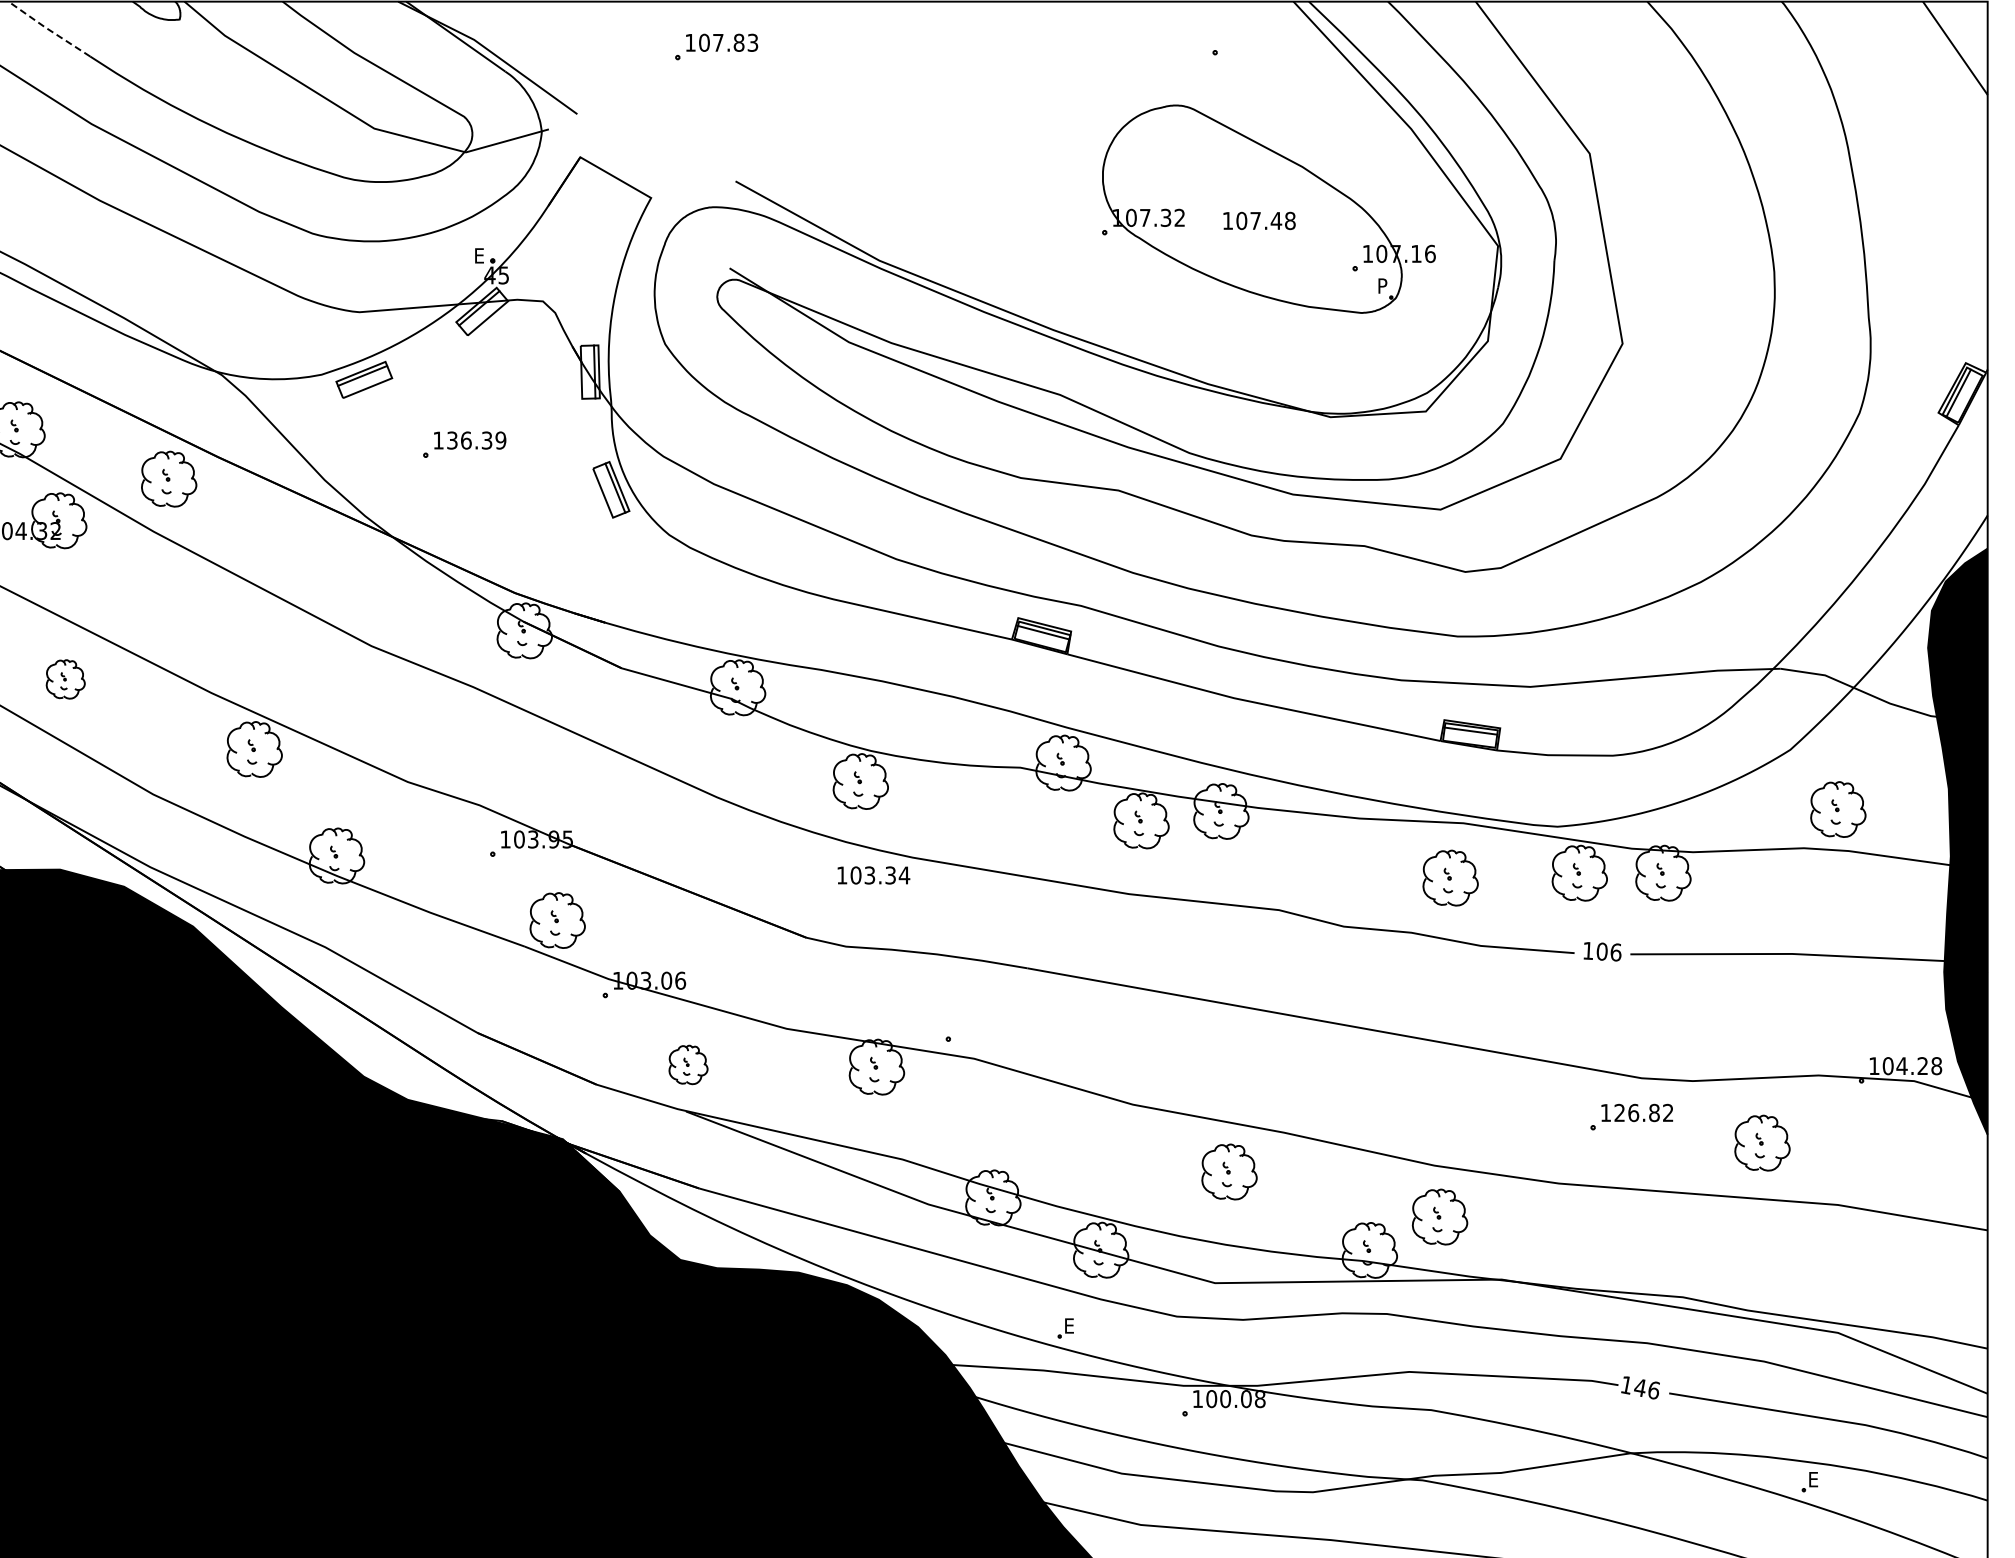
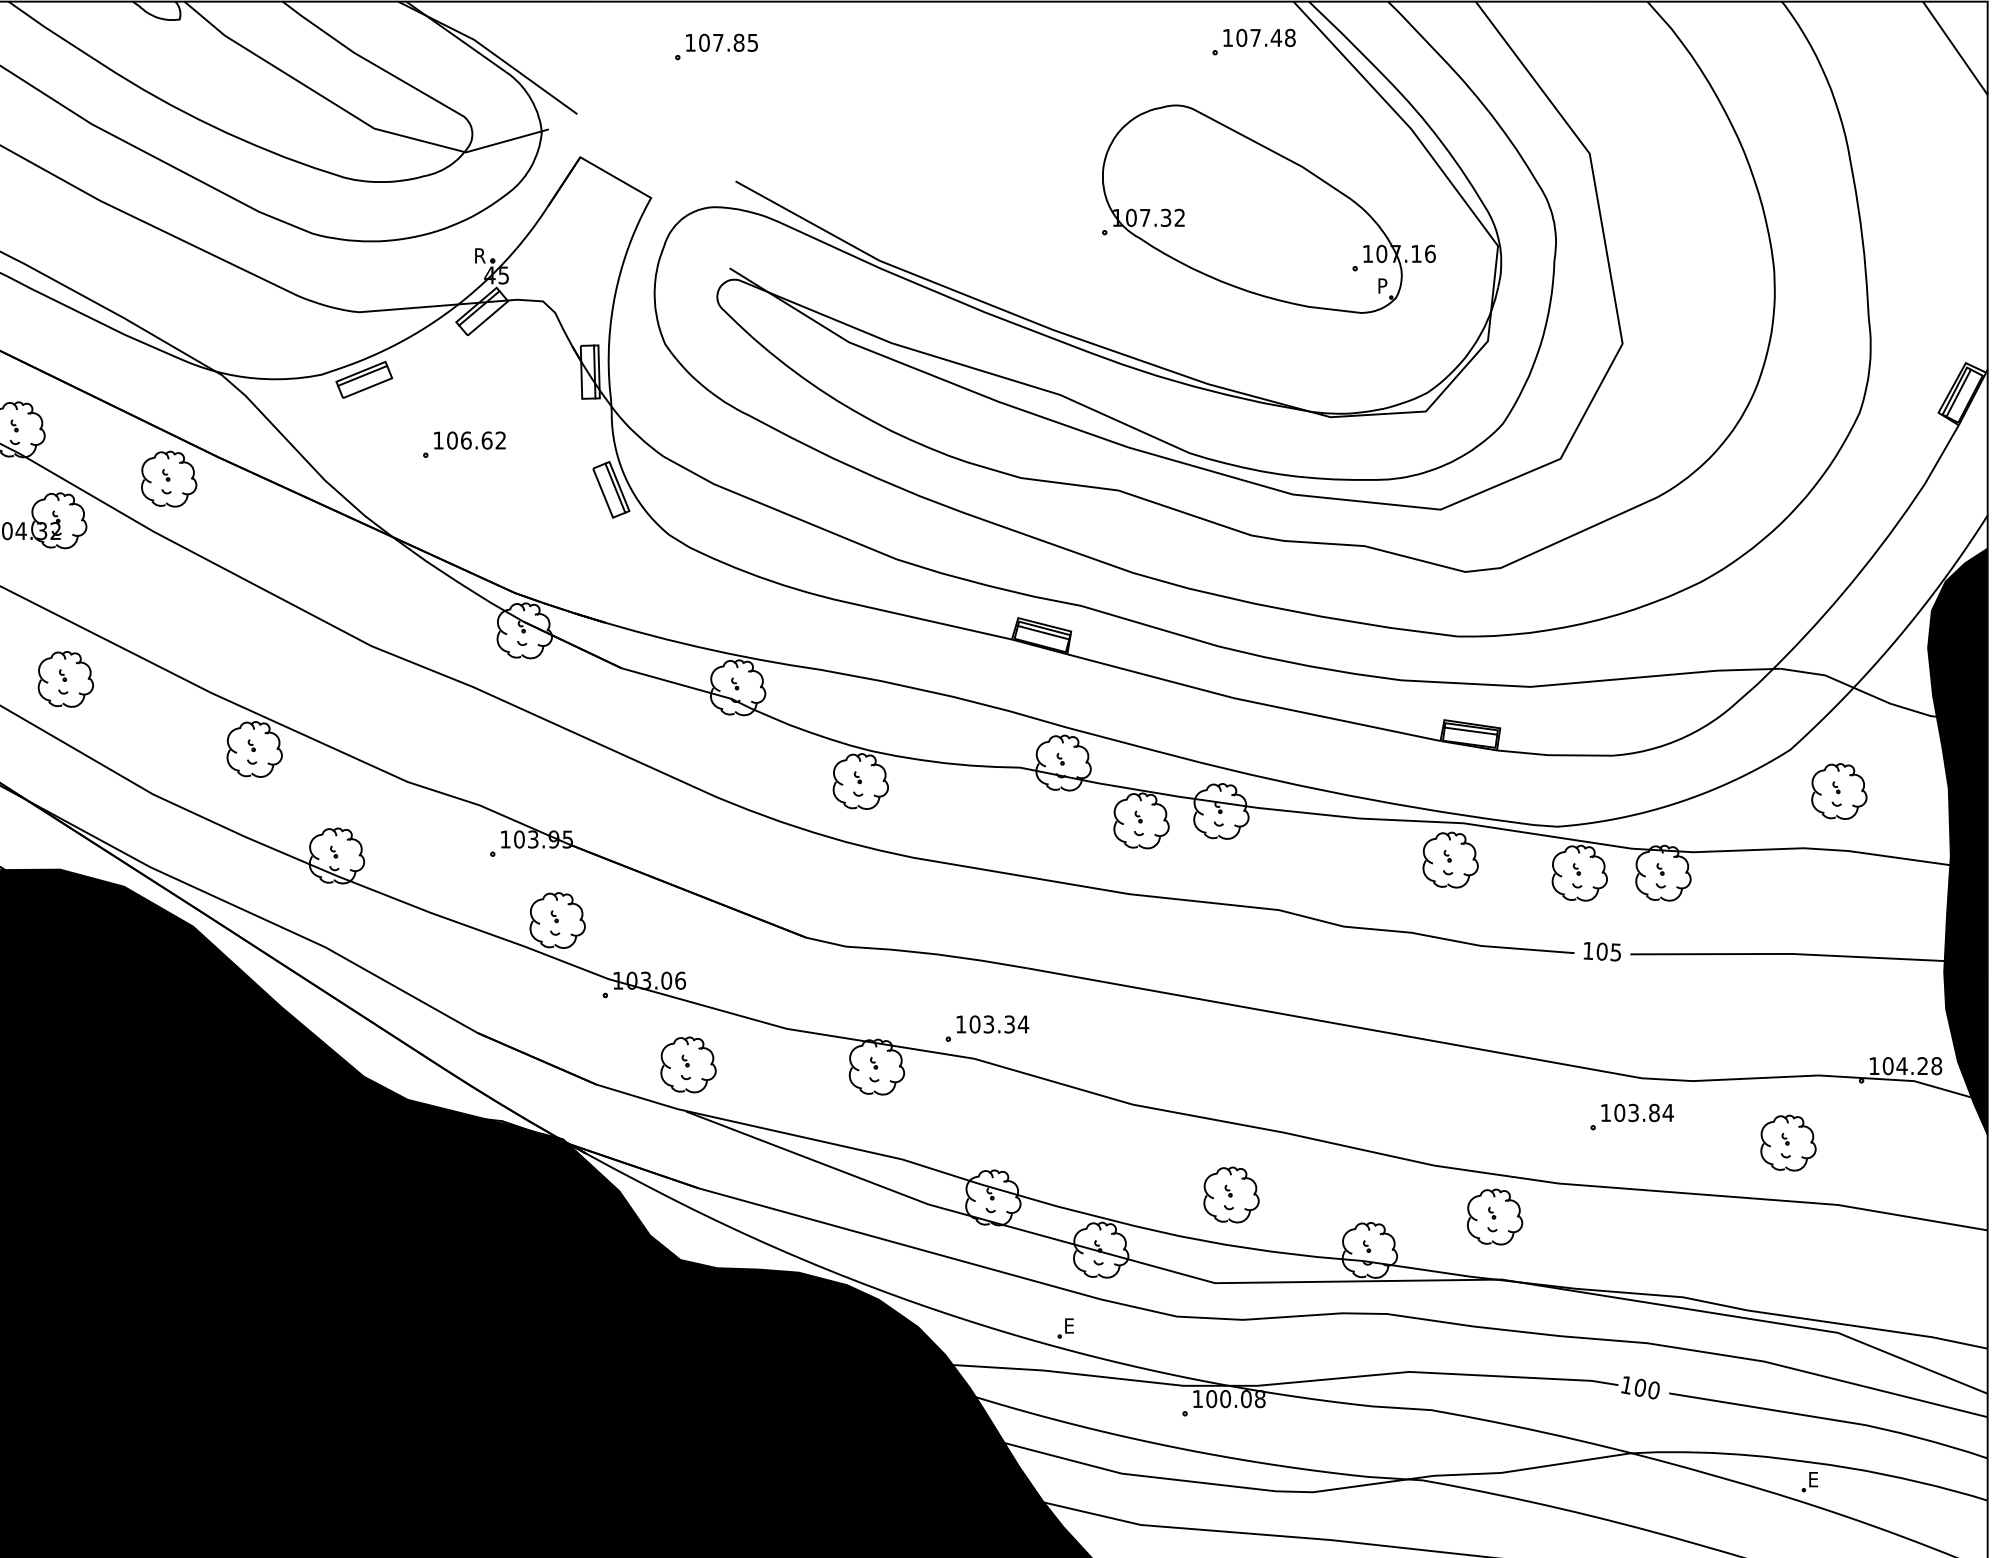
line: dashed -> solid (48, 29)
text: 107.83 -> 107.85 (753, 42)
text position: (1259, 220) -> (1259, 37) (1259, 37)
text: E -> R (481, 255)
text: 136.39 -> 106.62 (476, 440)
part size: 41x41 px -> 57x57 px (65, 679)
part position: (1838, 809) -> (1839, 791) (1839, 791)
text position: (873, 875) -> (992, 1024) (992, 1024)
part position: (1450, 877) -> (1450, 859) (1450, 859)
text: 106 -> 105 (1615, 952)
part size: 41x42 px -> 57x58 px (688, 1064)
text: 126.82 -> 103.84 (1643, 1112)
part position: (1762, 1142) -> (1788, 1142) (1788, 1142)
part position: (1229, 1171) -> (1231, 1194) (1231, 1194)
part position: (1439, 1216) -> (1494, 1216) (1494, 1216)
text: 146 -> 100 (1646, 1388)
